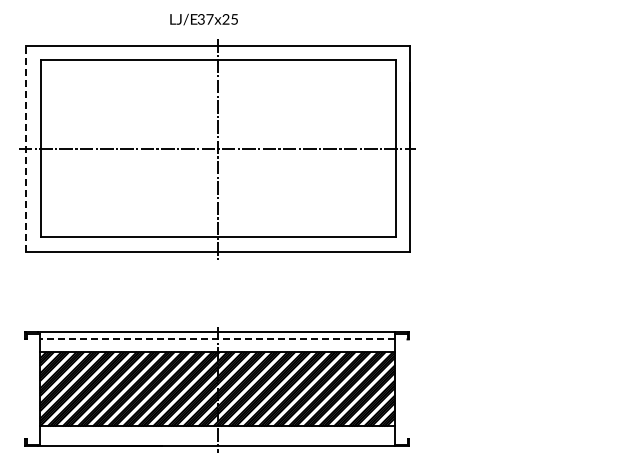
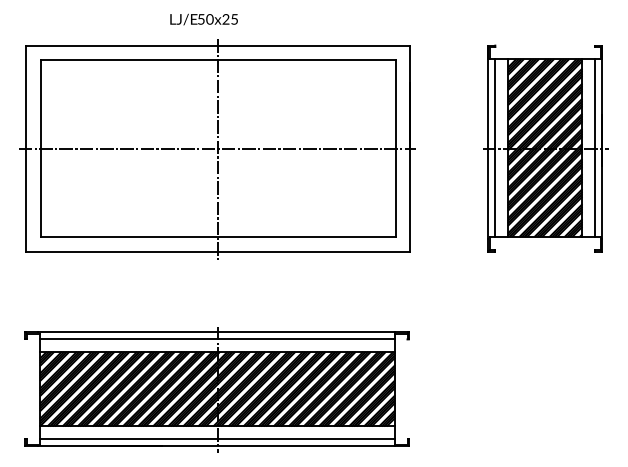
text: 37x25 -> 50x25 (205, 19)
line: dashed -> solid (26, 148)
part: none -> present (545, 148)
line: dashed -> solid (217, 339)
line: none -> present (217, 438)
